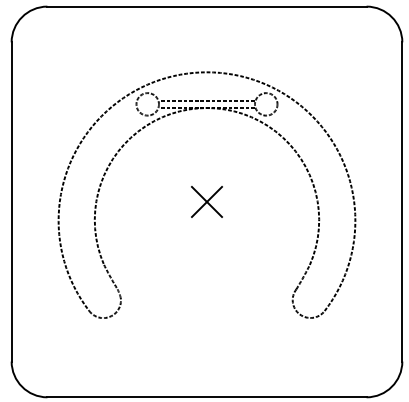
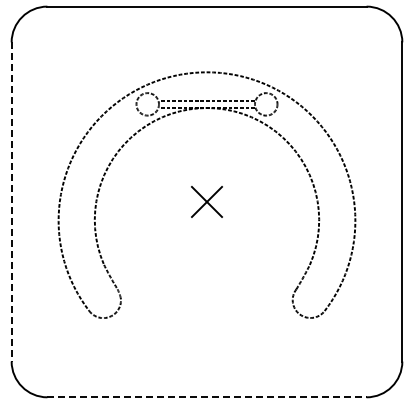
line: solid -> dashed (11, 201)
line: solid -> dashed (207, 397)
